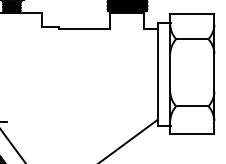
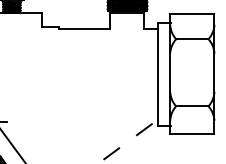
line: solid -> dashed (127, 141)
